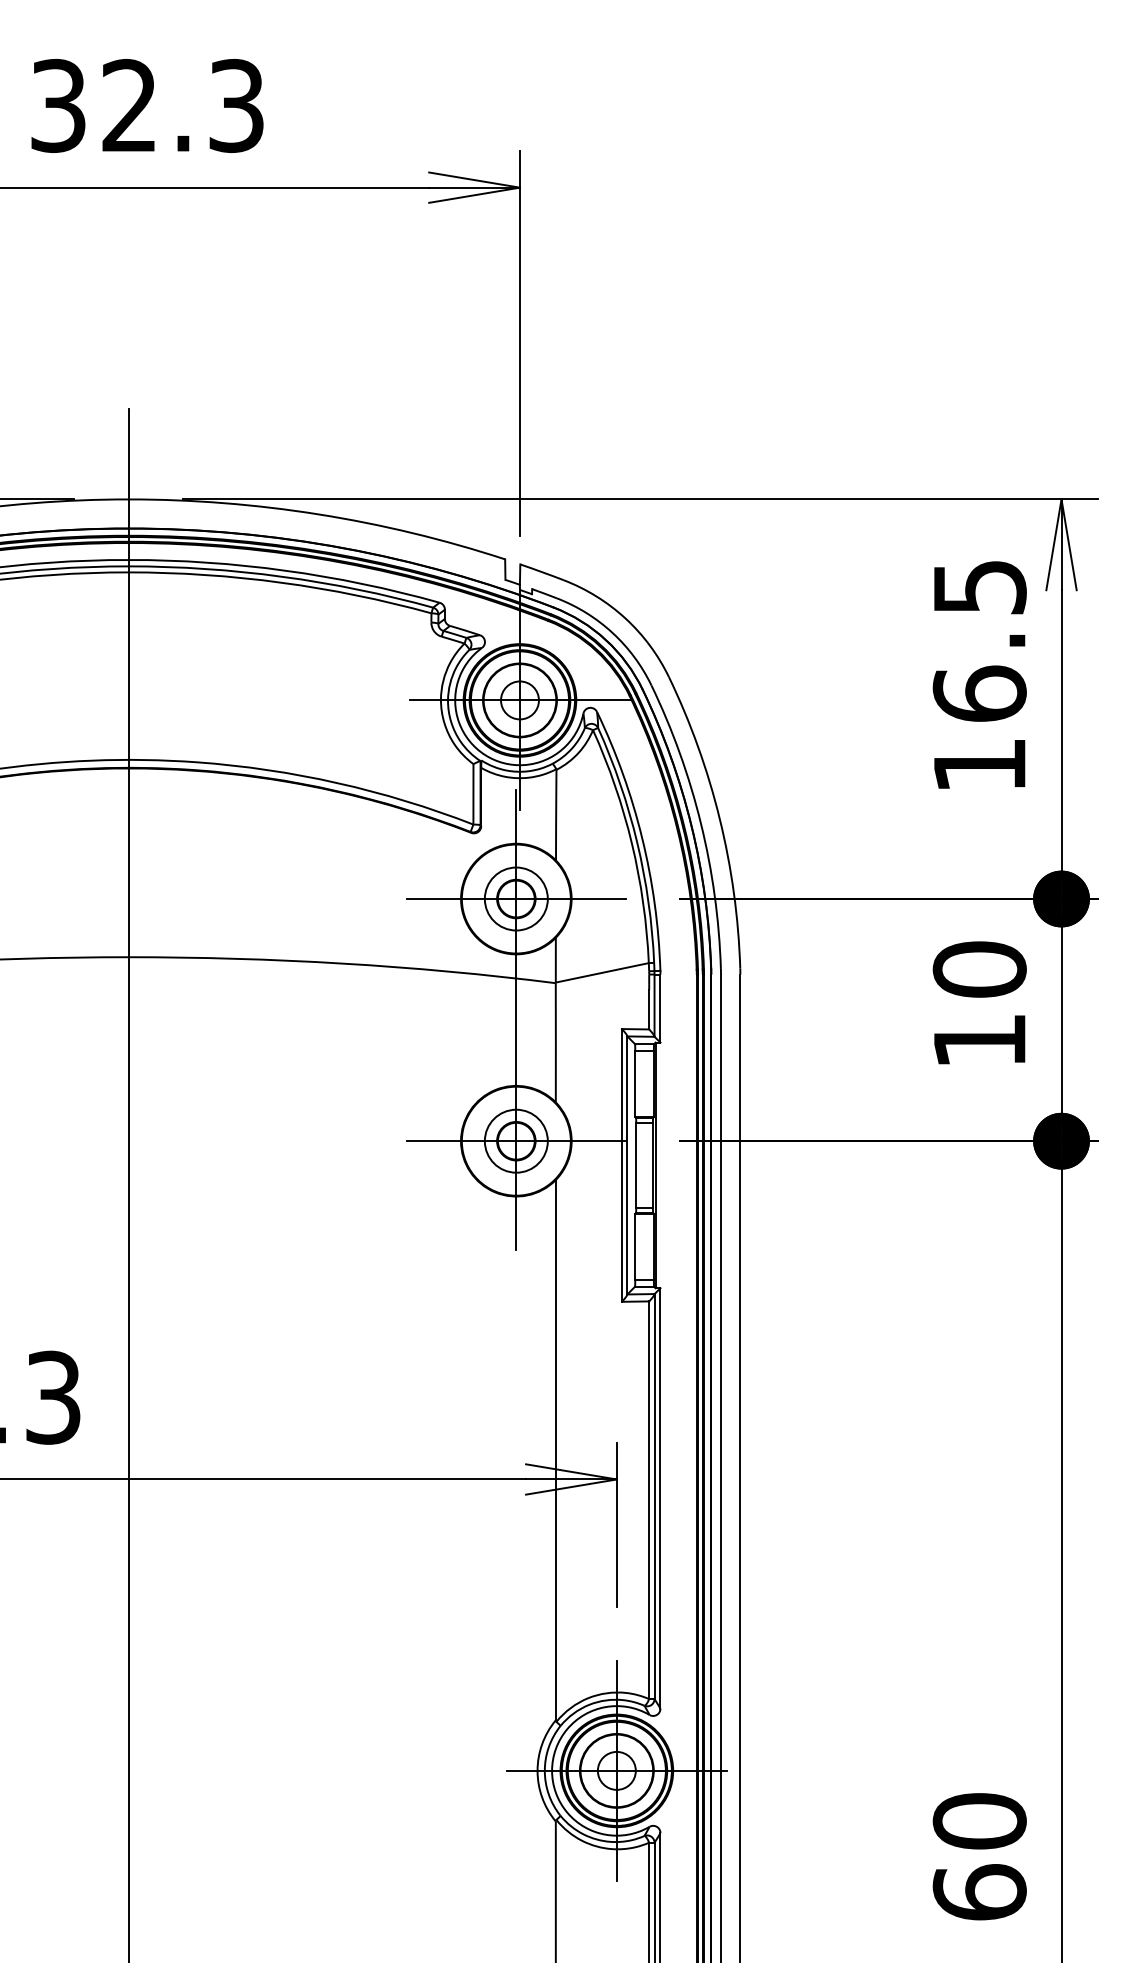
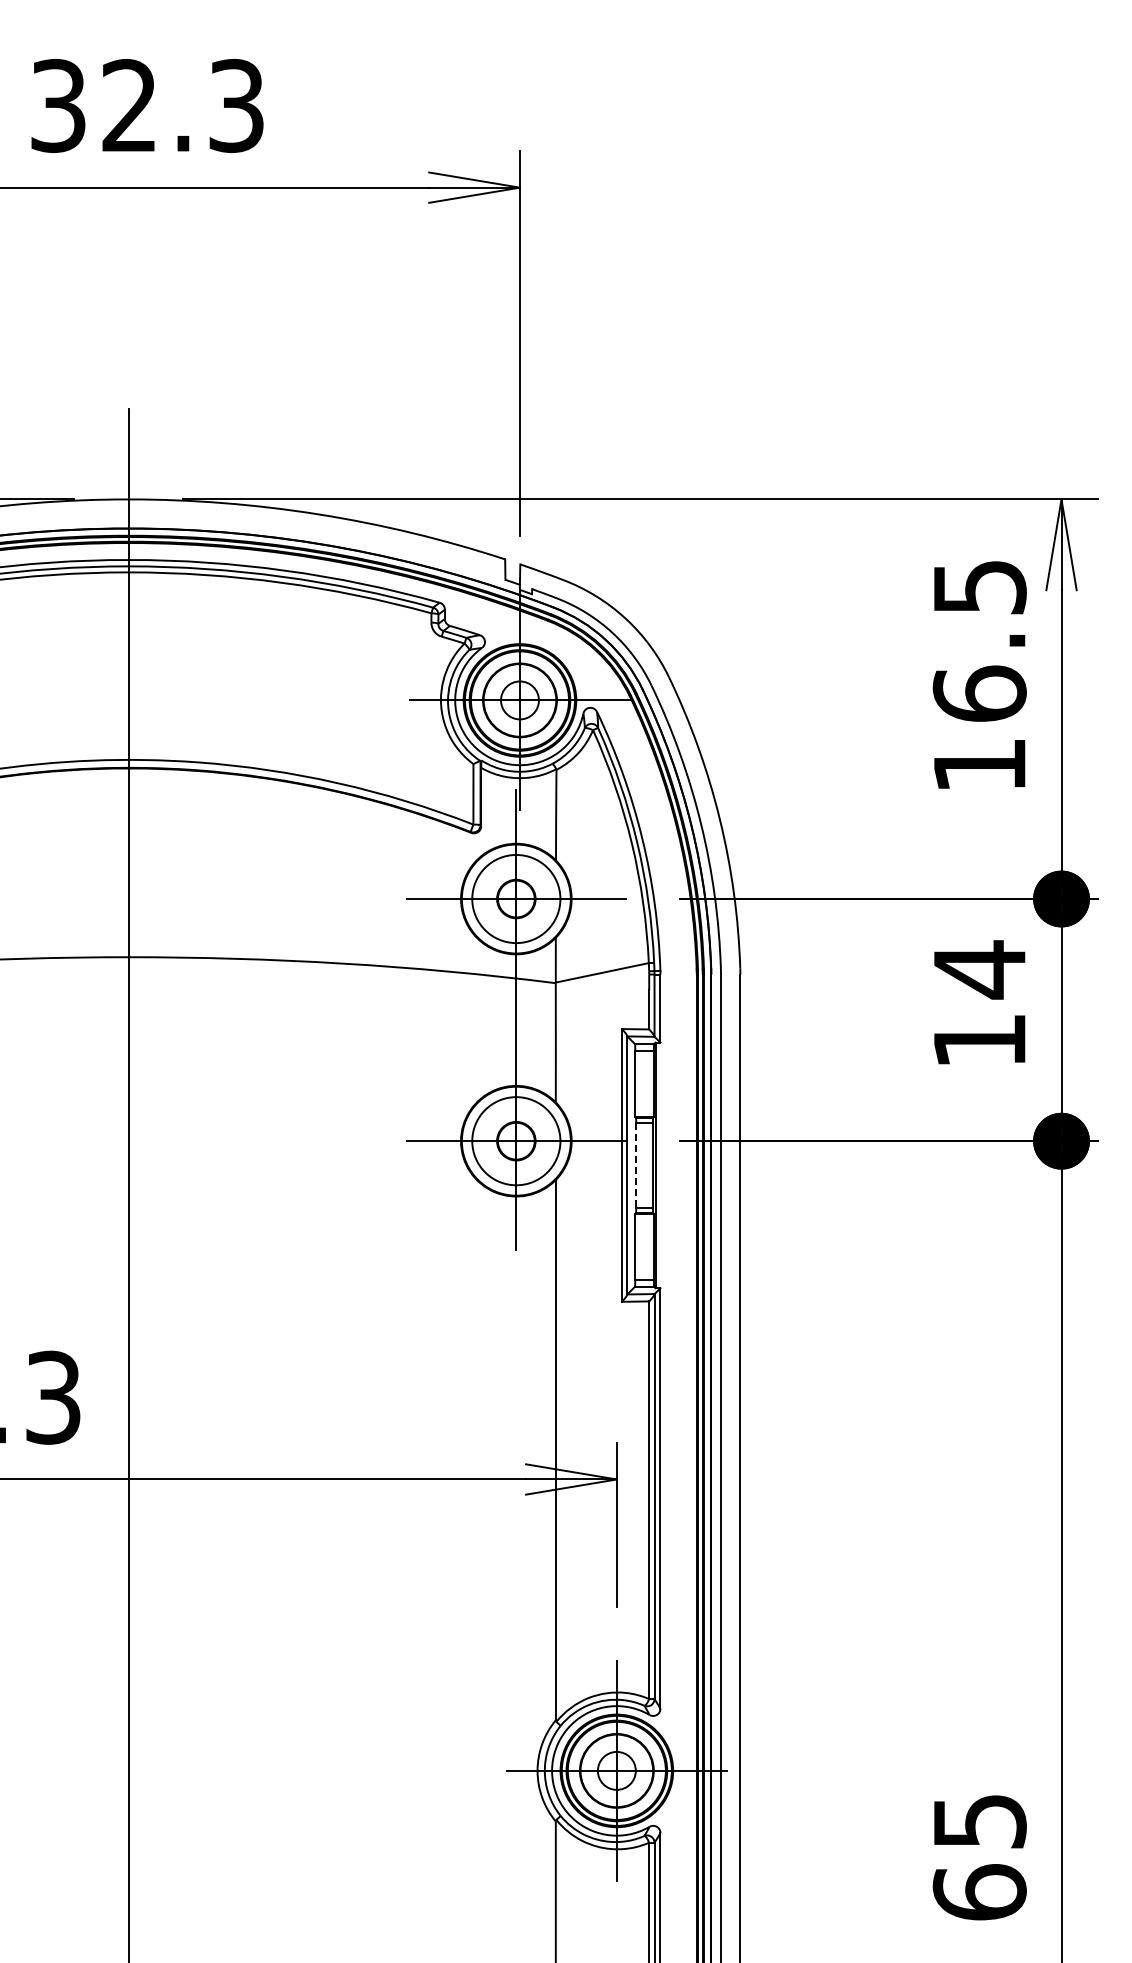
circle diameter: 63 px -> 88 px (516, 898)
text: 10 -> 14 (979, 969)
circle diameter: 63 px -> 88 px (516, 1141)
line: solid -> dashed (636, 1165)
text: 60 -> 65 (979, 1821)
